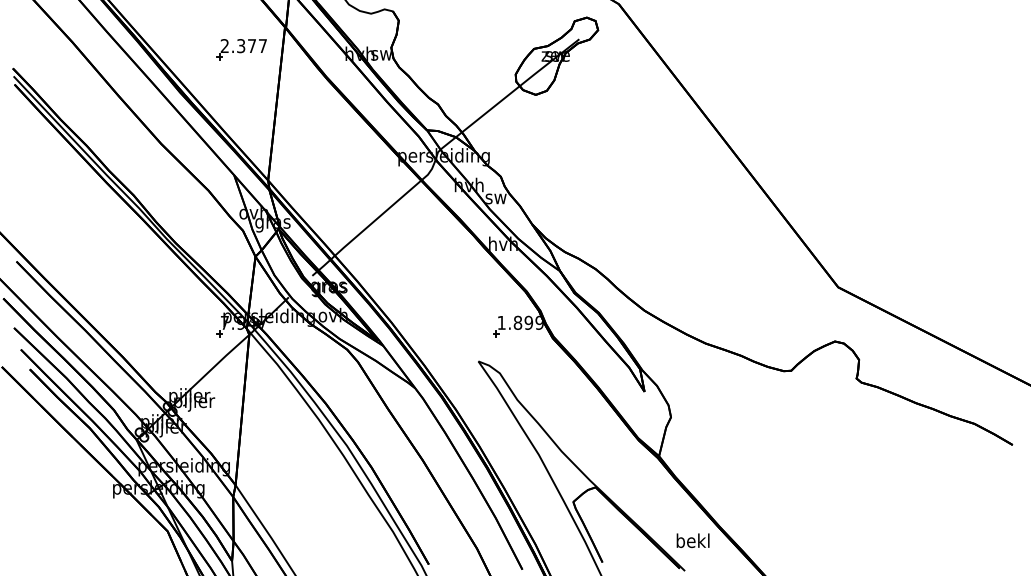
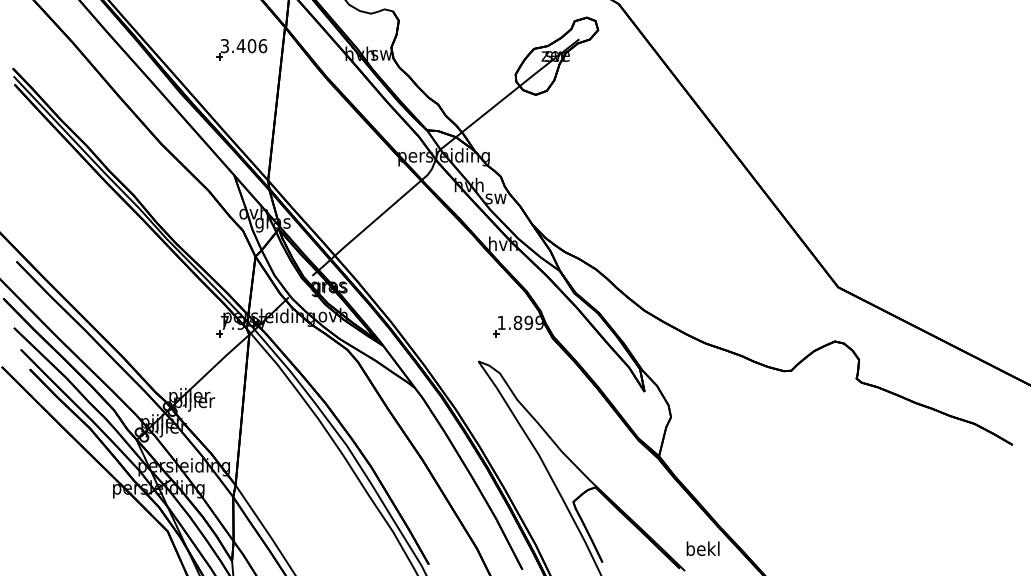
text: 2.377 -> 3.406 (243, 46)
text position: (692, 540) -> (702, 548) (702, 548)
